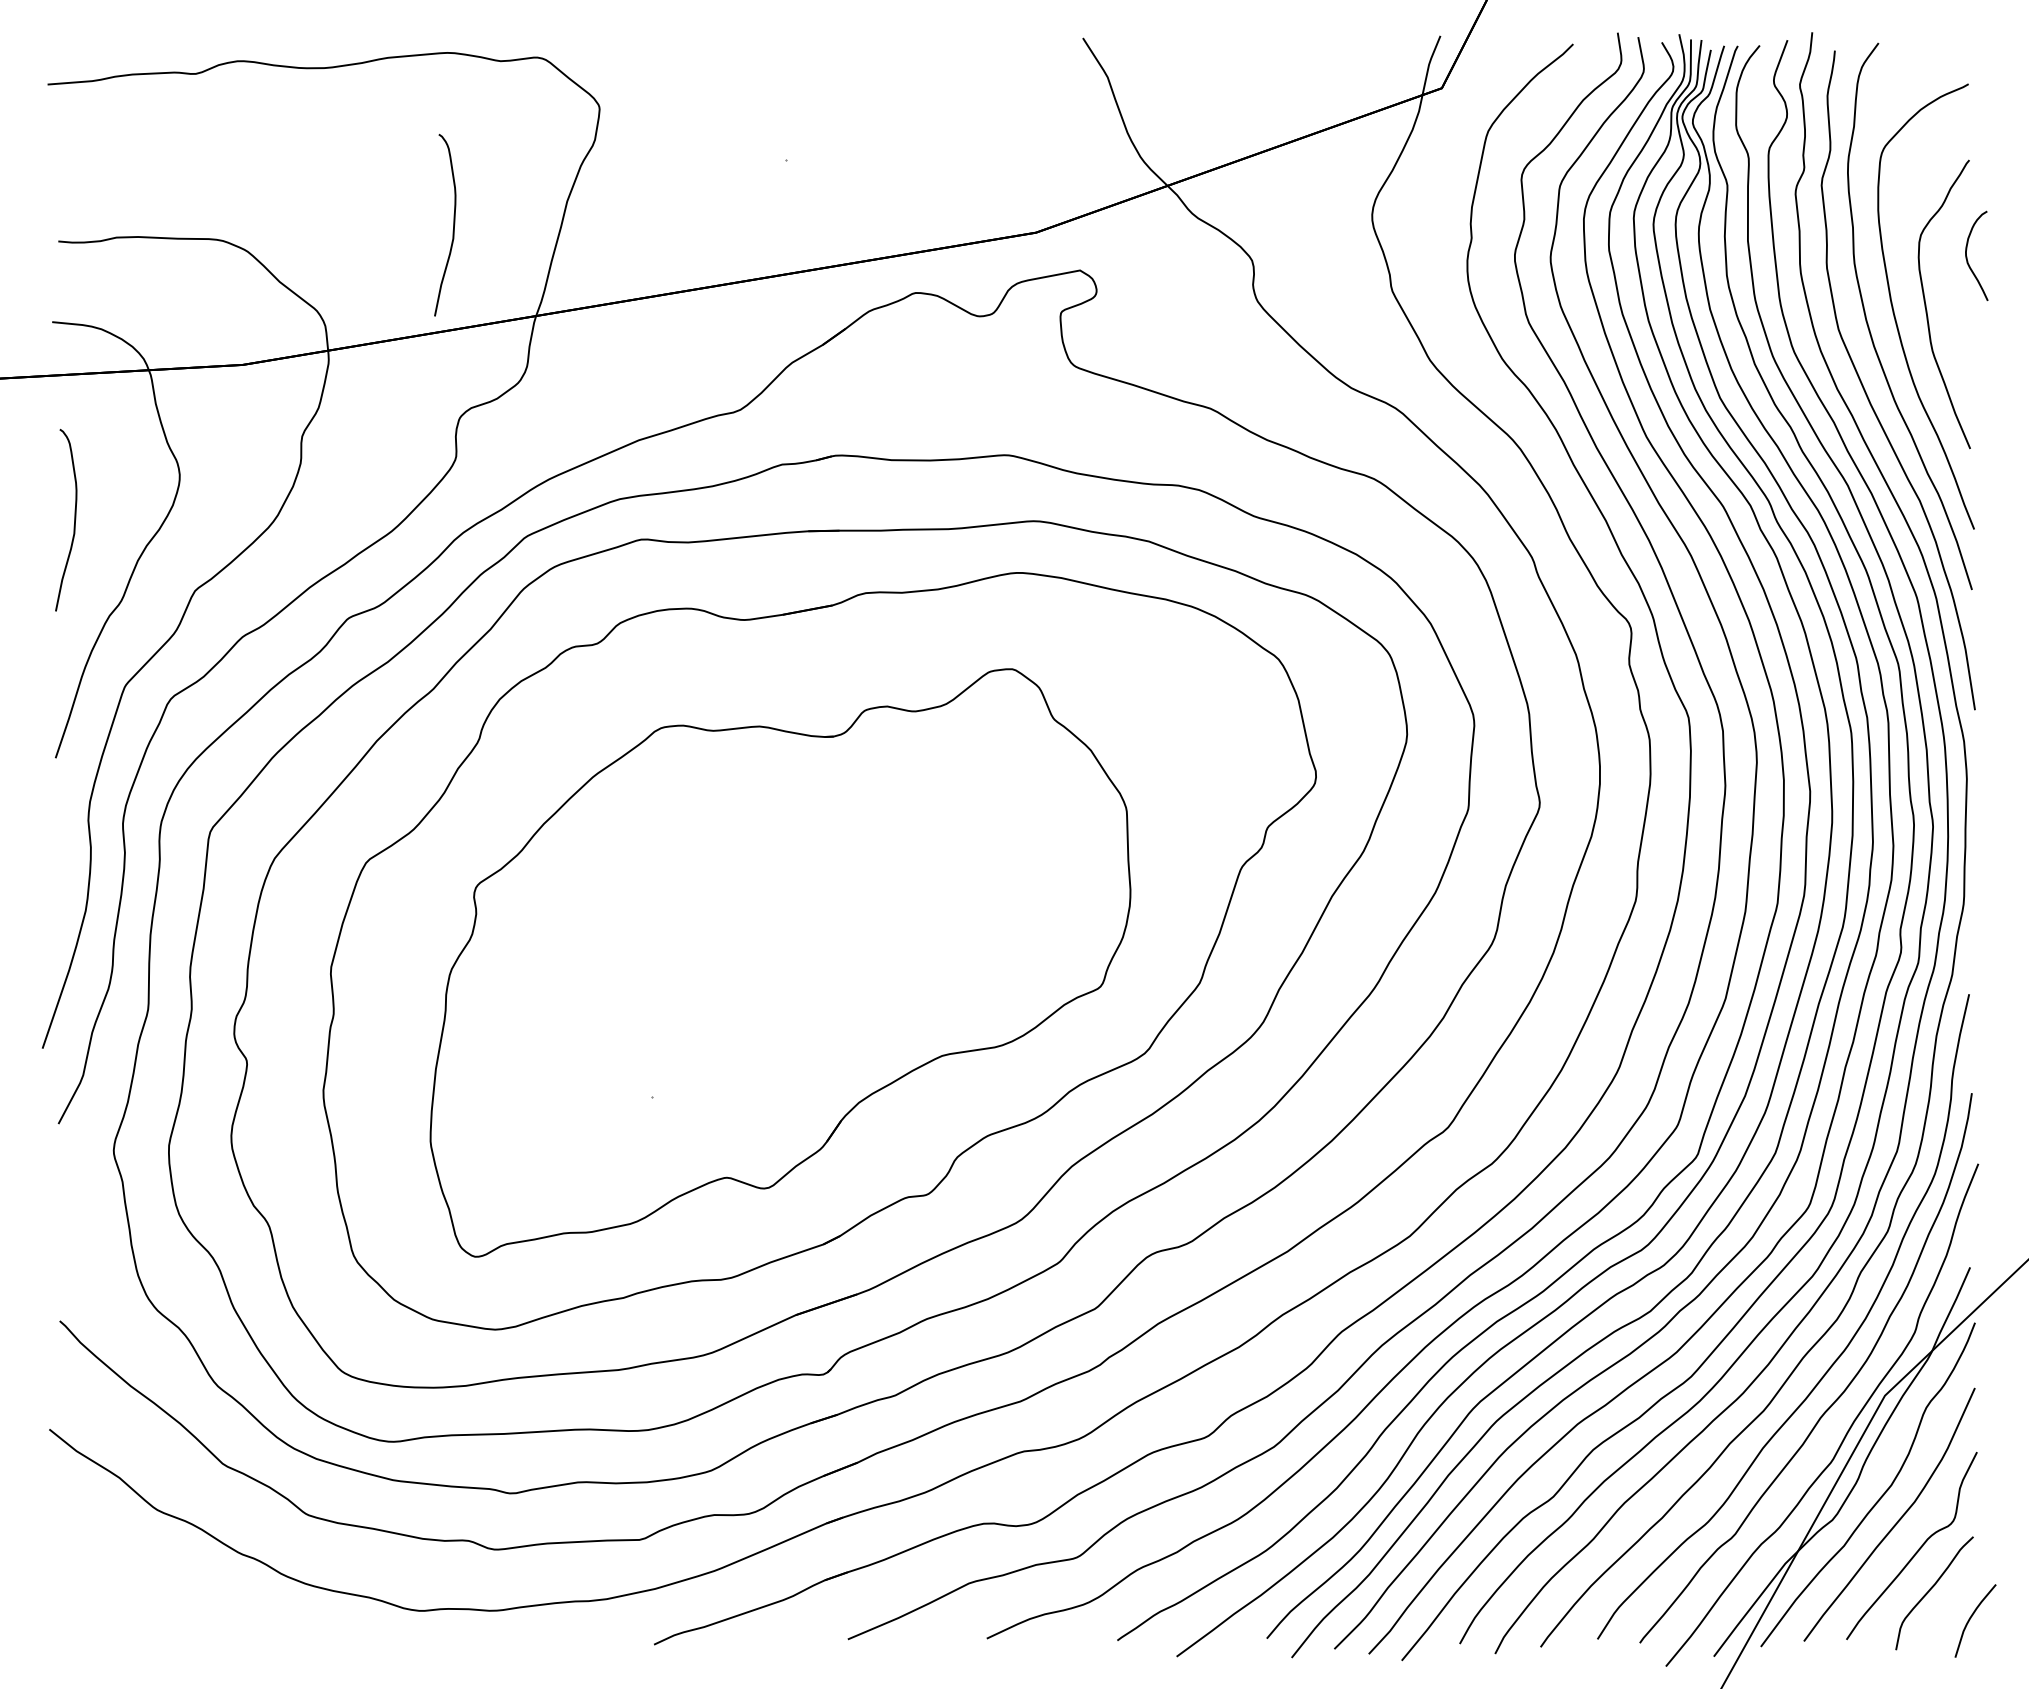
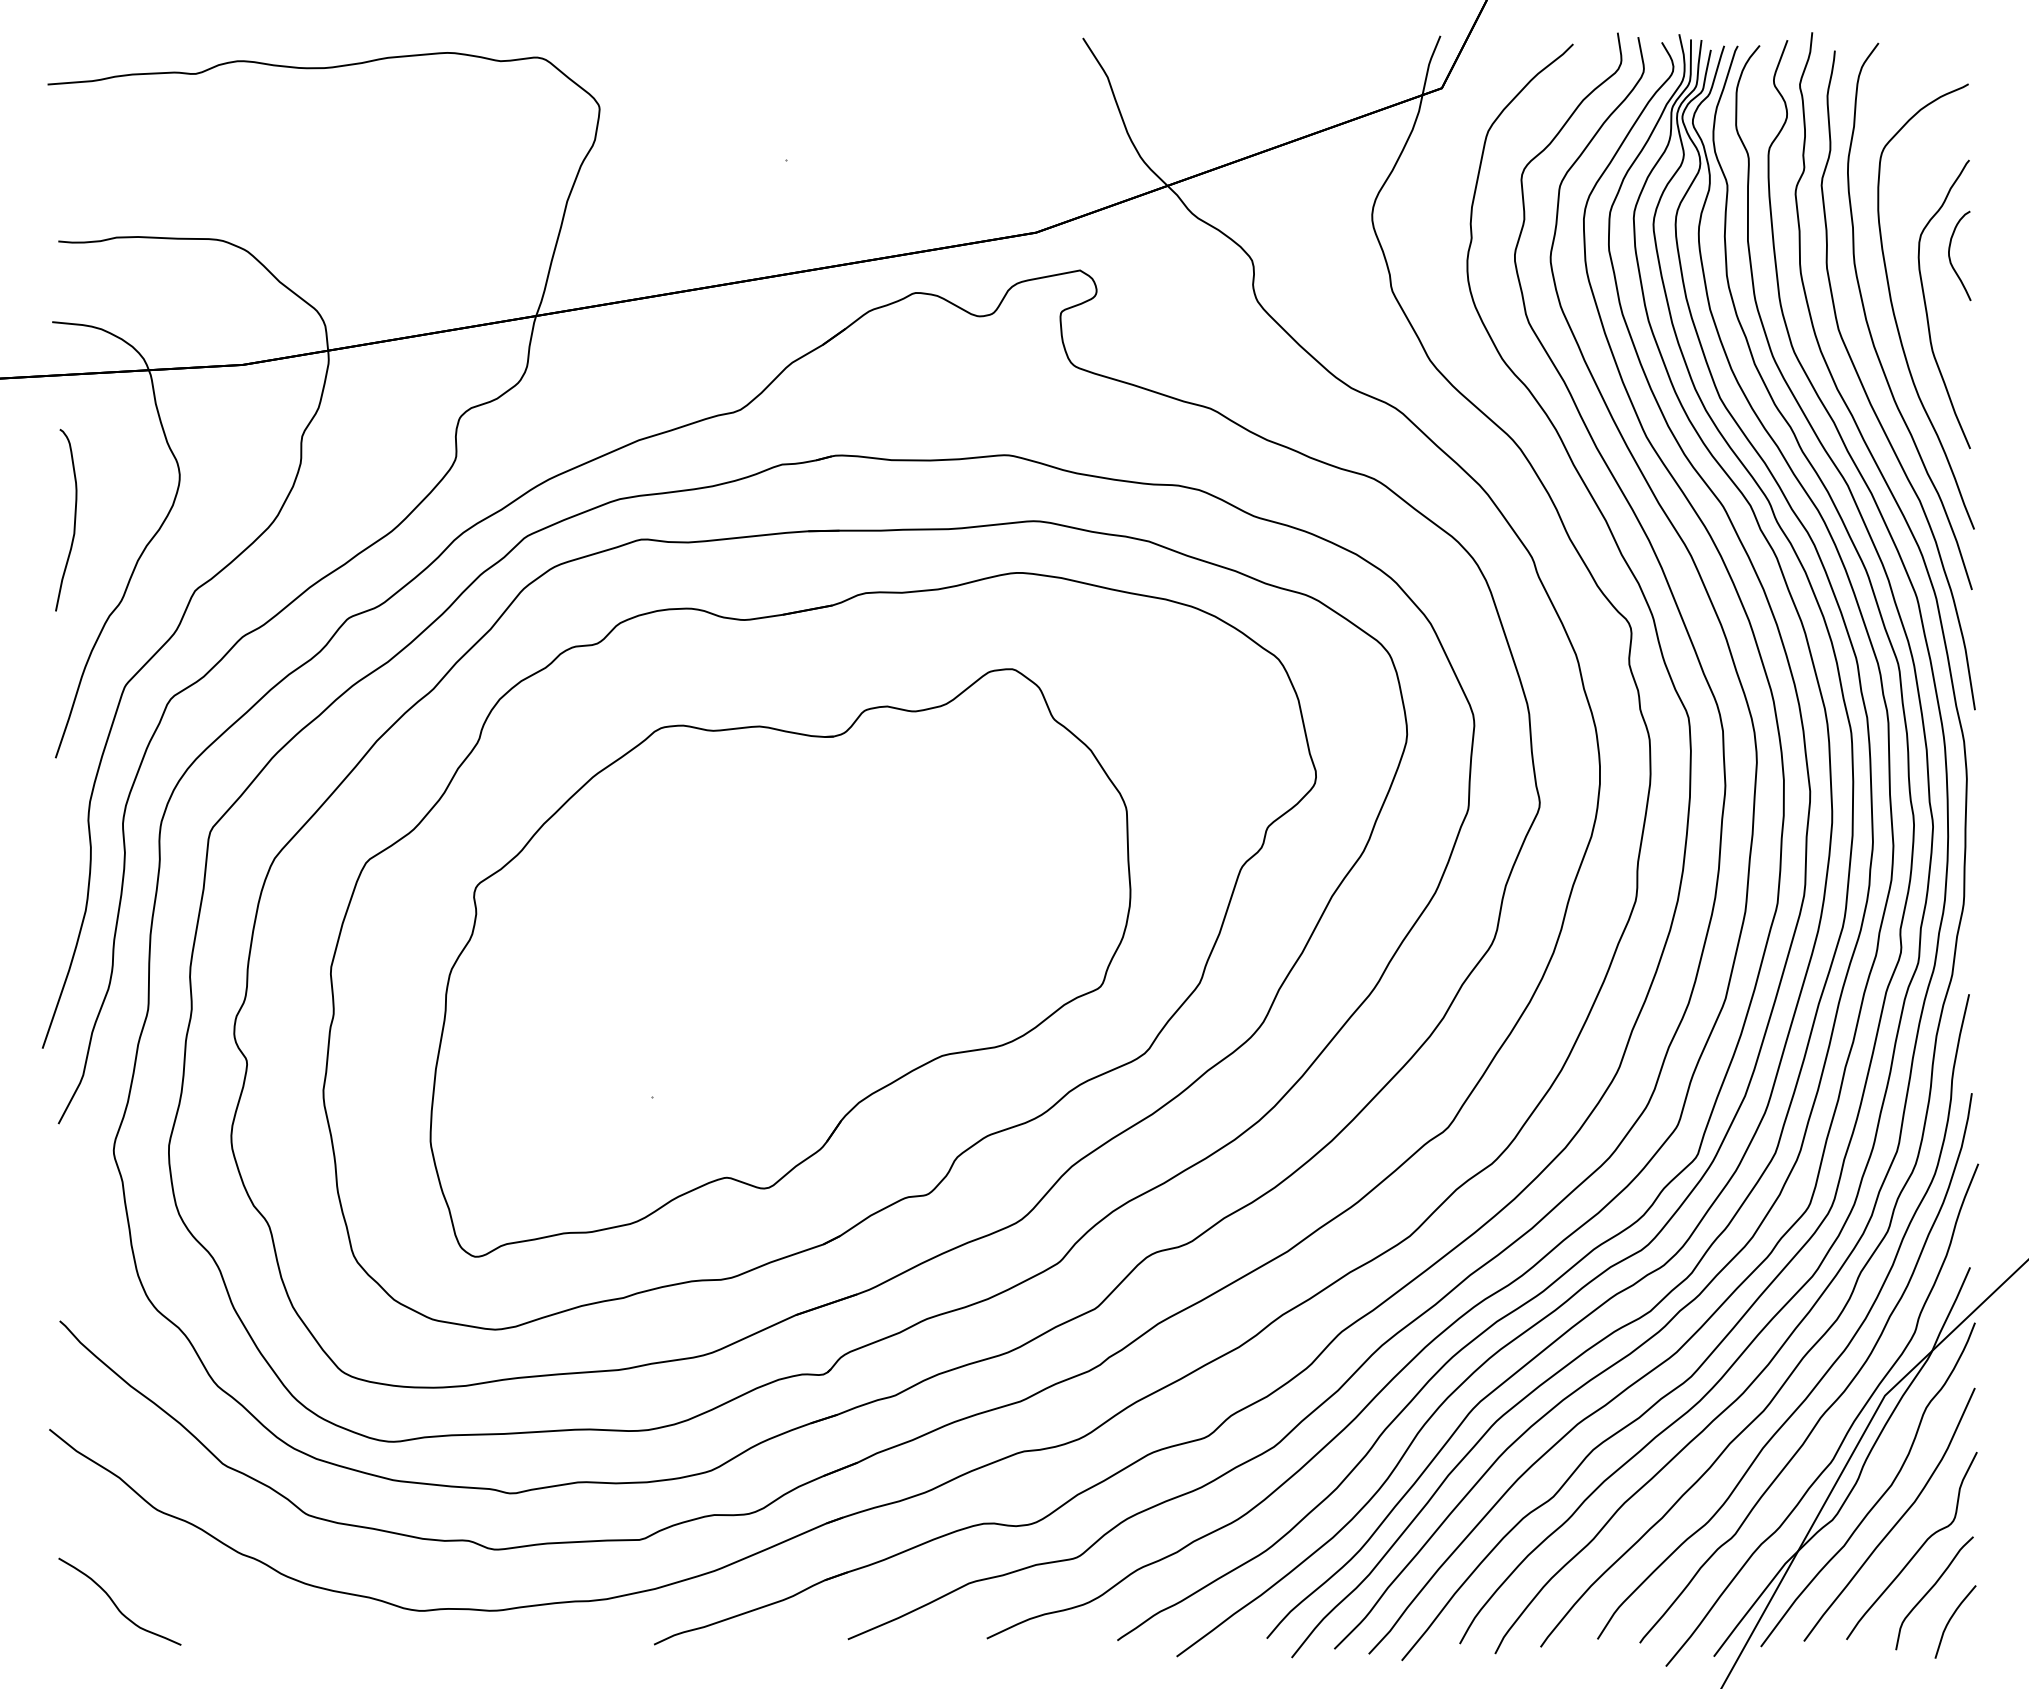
curve: present -> none (453, 224)
curve position: (1967, 256) -> (1950, 256) (1950, 256)
curve: none -> present (116, 1604)
curve position: (1971, 1618) -> (1951, 1619) (1951, 1619)
